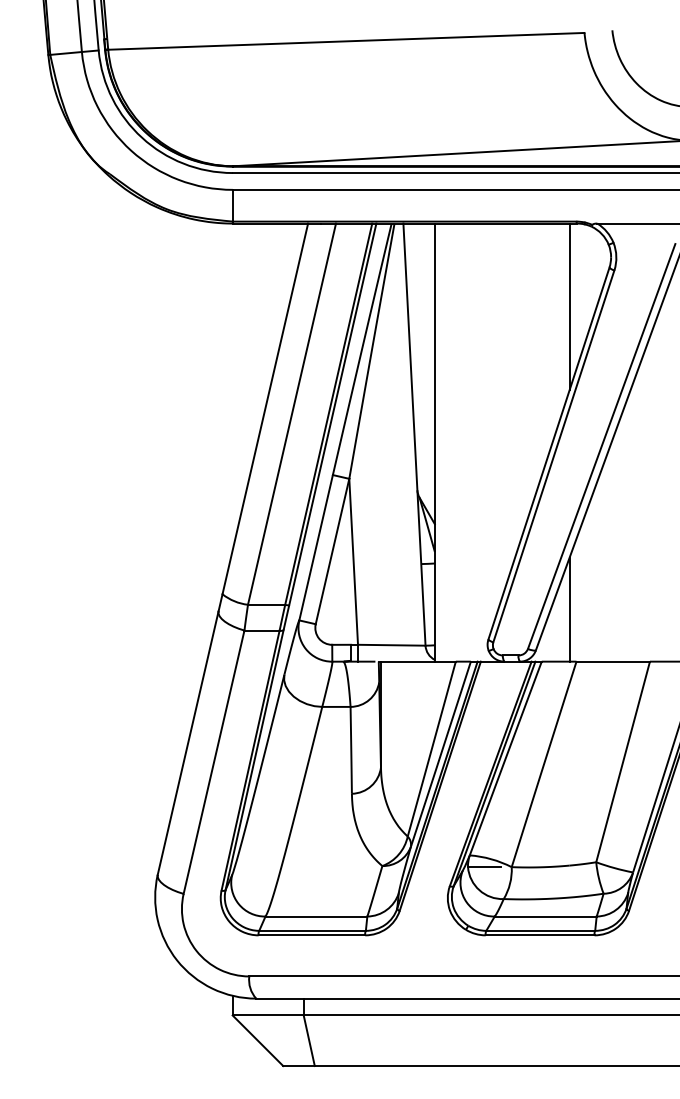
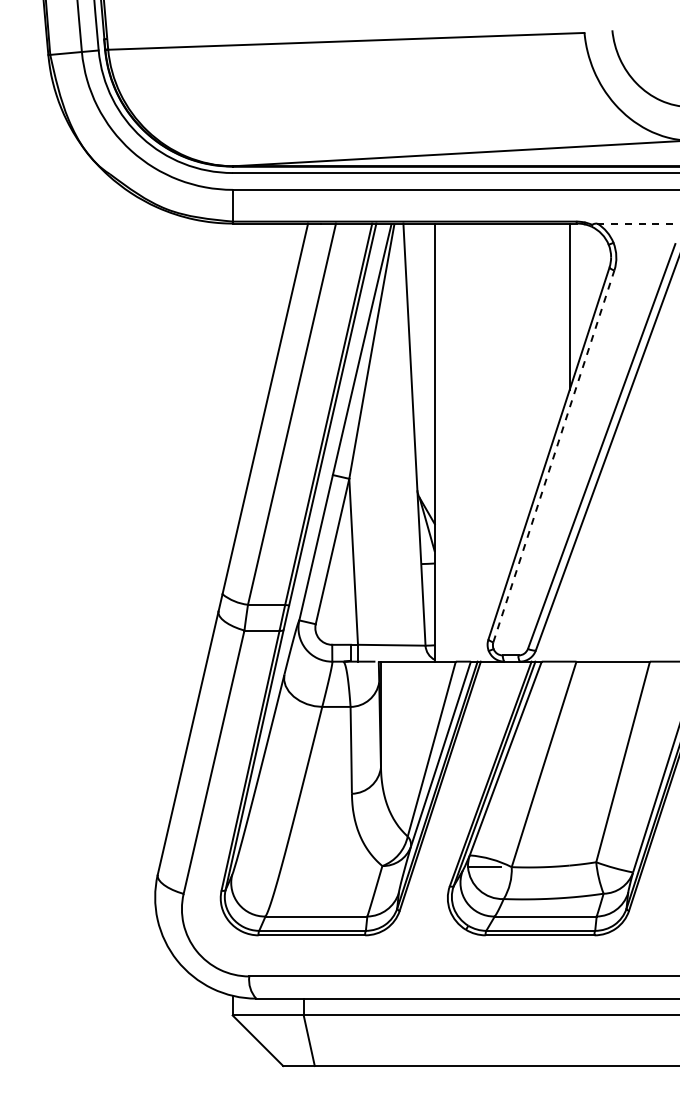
line: solid -> dashed (639, 223)
line: solid -> dashed (553, 456)
line: present -> none (569, 609)
